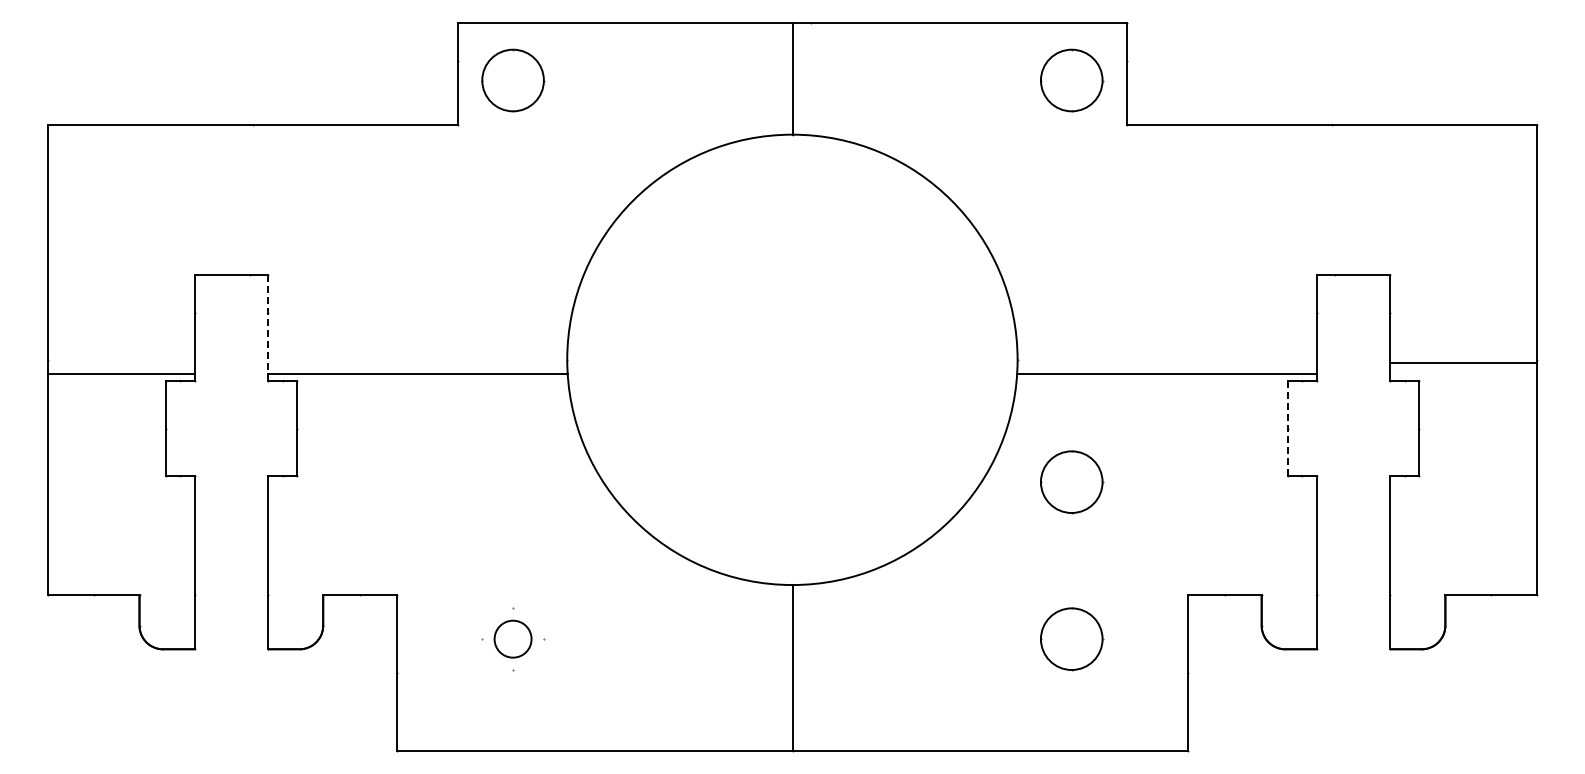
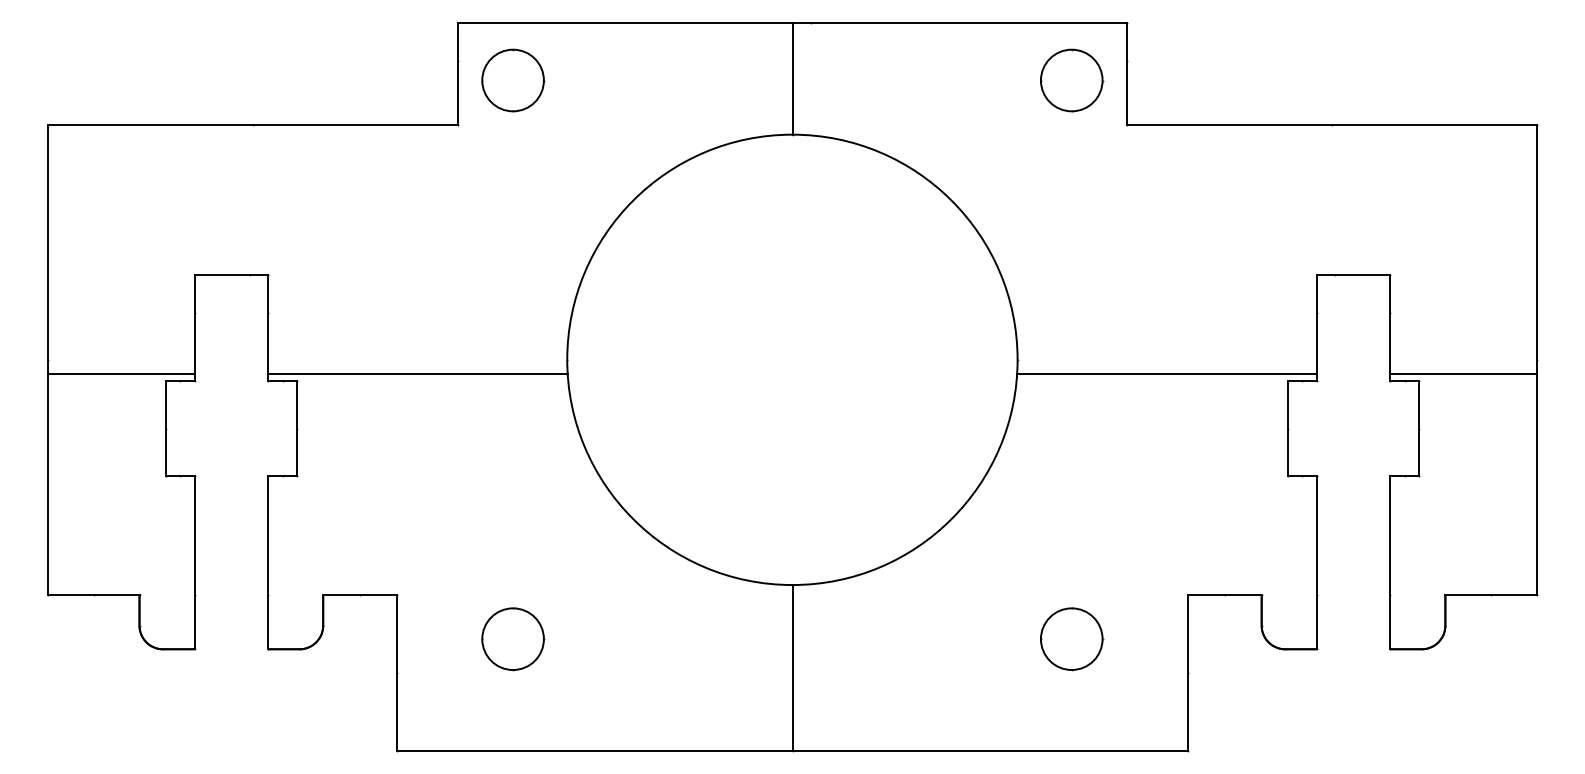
line: dashed -> solid (268, 328)
line position: (1463, 362) -> (1463, 373) (1463, 373)
line: dashed -> solid (1287, 428)
part: present -> none (1072, 482)
circle diameter: 37 px -> 62 px (512, 638)
